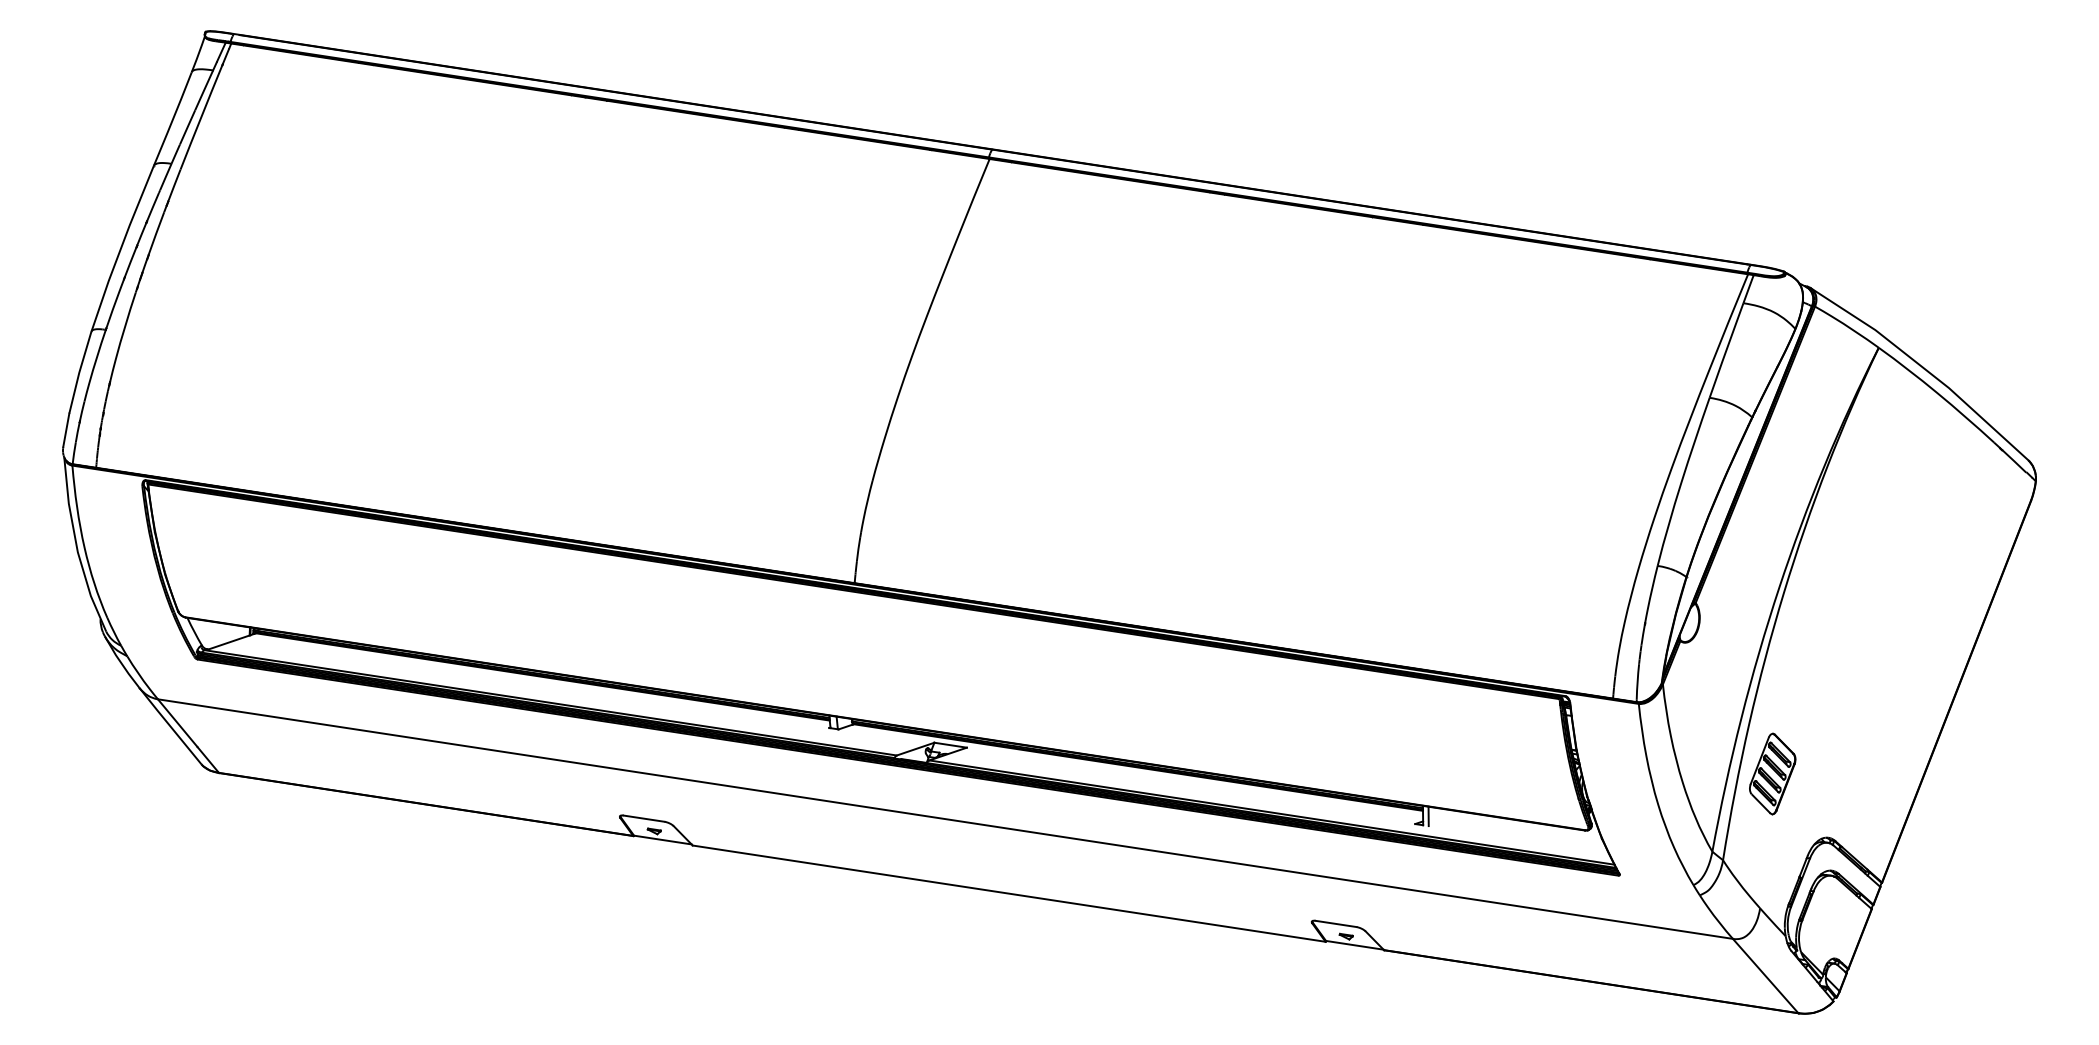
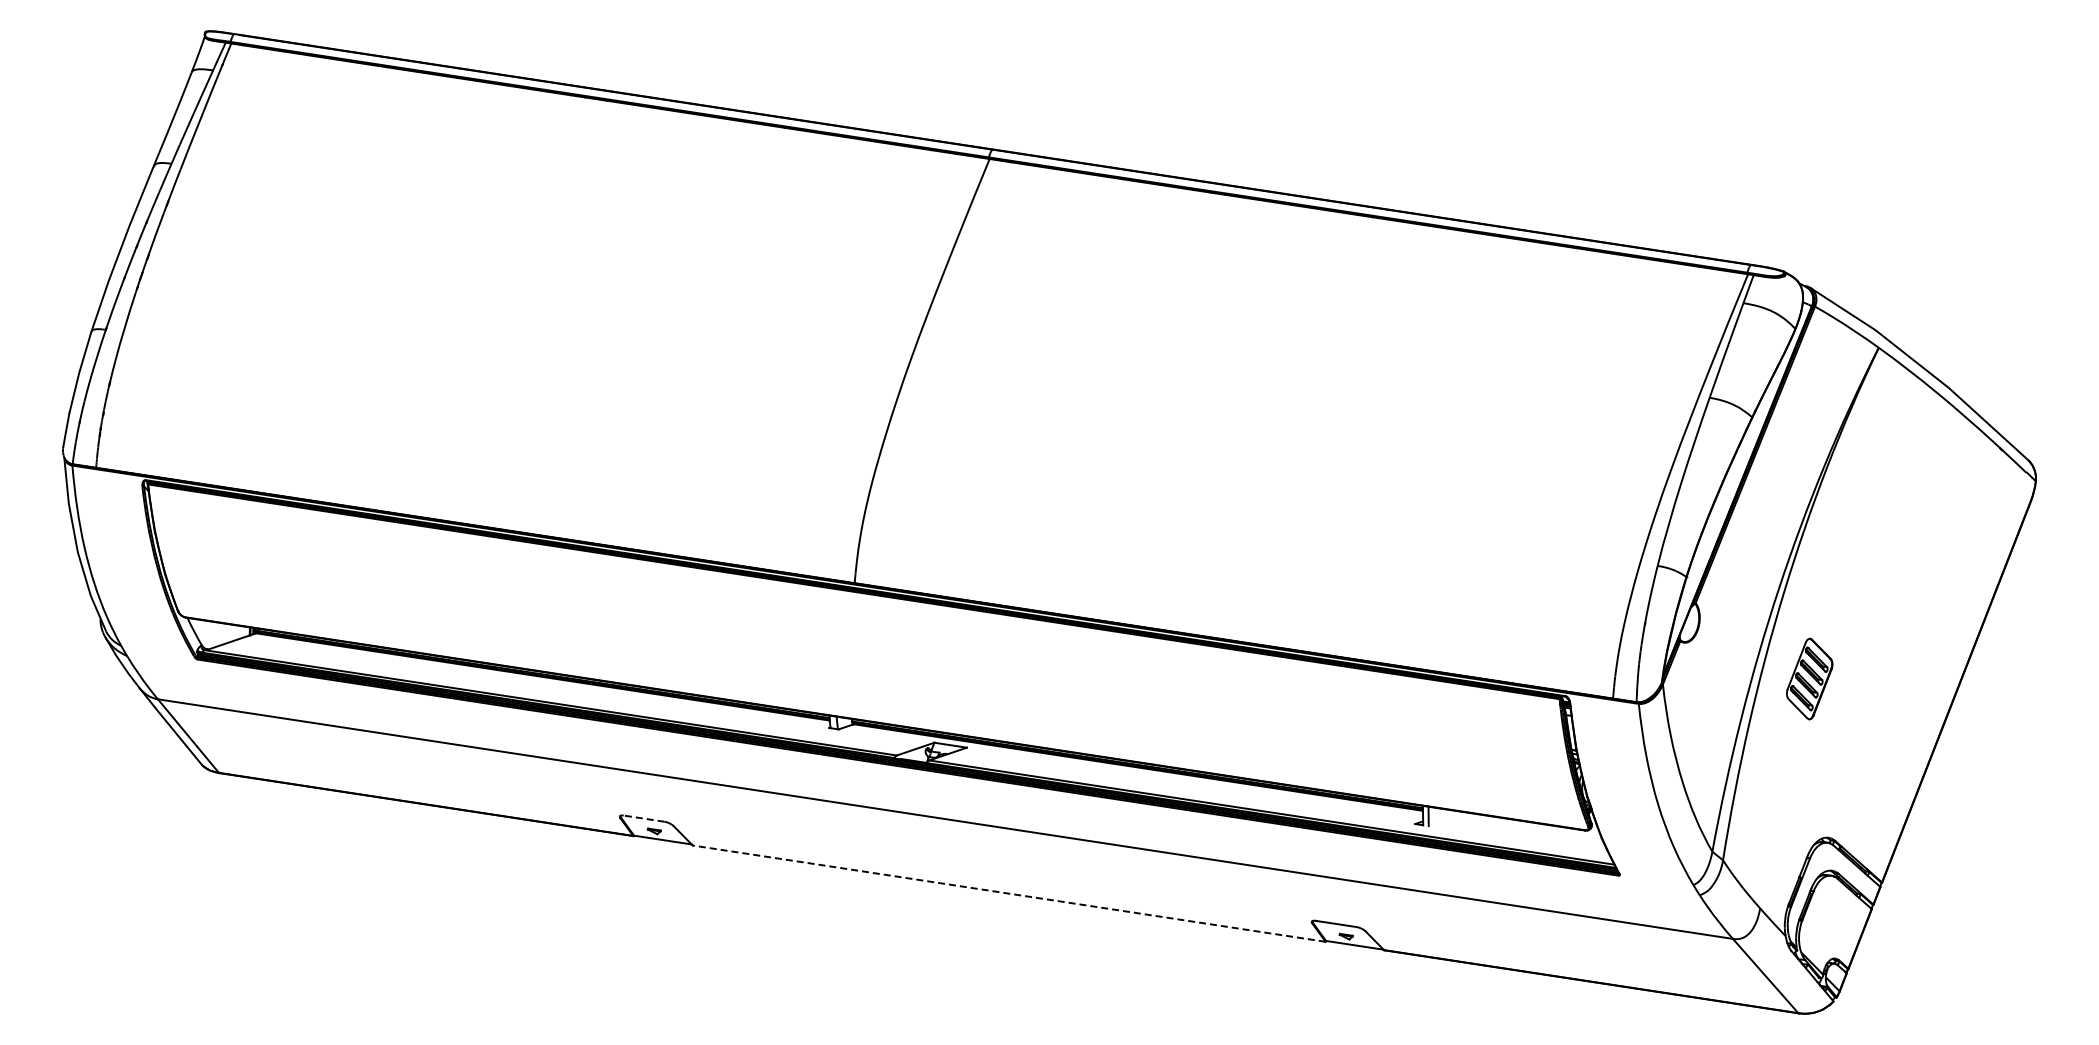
part position: (1772, 773) -> (1809, 678) (1809, 678)
line: solid -> dashed (644, 818)
line: solid -> dashed (1008, 893)
